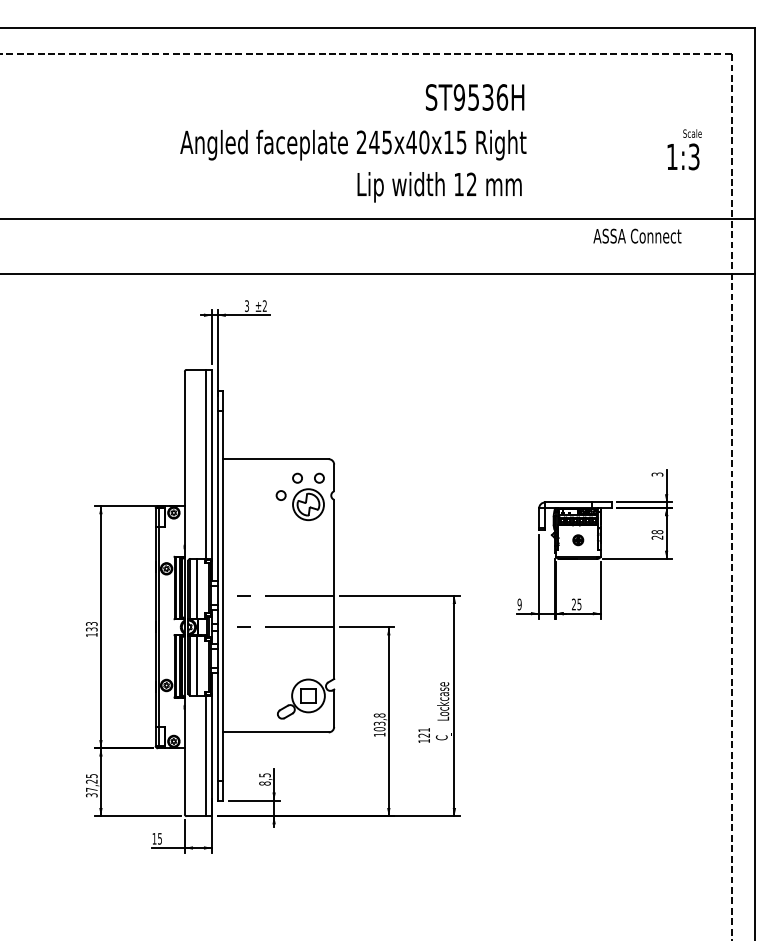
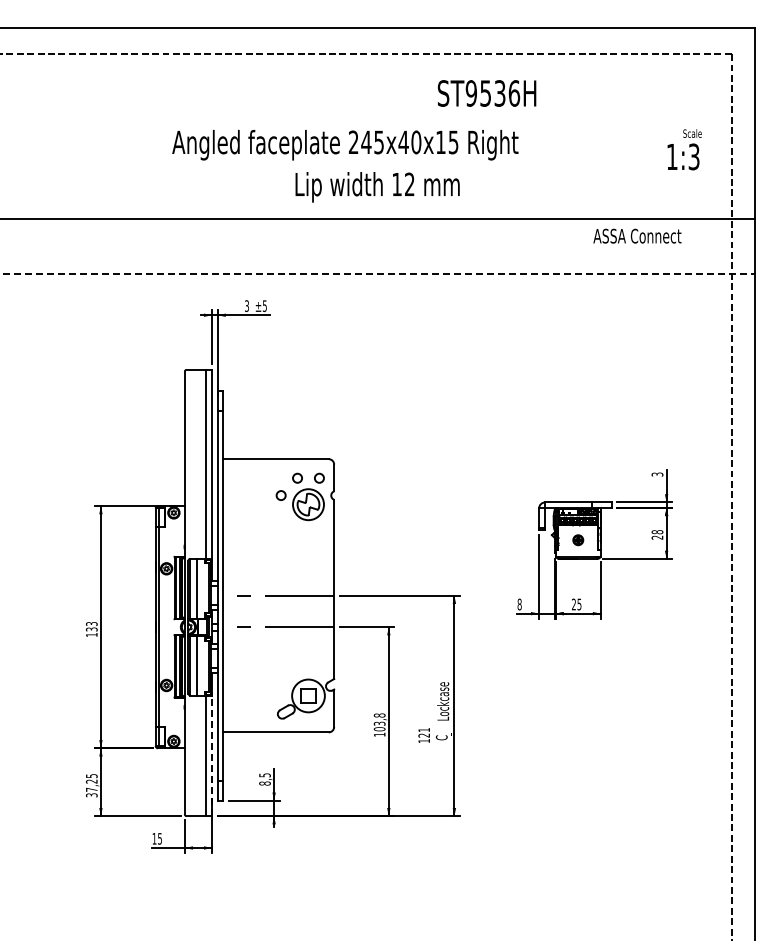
text position: (474, 97) -> (486, 93) (486, 93)
text position: (353, 145) -> (345, 145) (345, 145)
text position: (439, 187) -> (377, 187) (377, 187)
line: solid -> dashed (377, 274)
text: ±2 -> ±5 (264, 306)
text: 9 -> 8 (519, 604)
line: solid -> dashed (212, 755)
